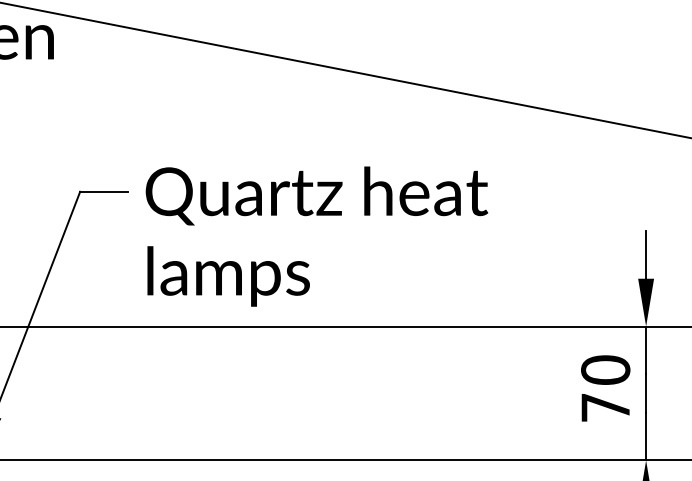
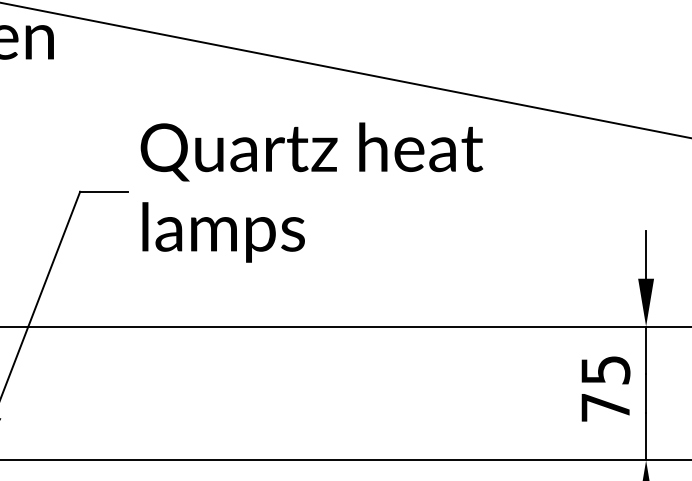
text position: (316, 236) -> (311, 192) (311, 192)
text: 70 -> 75 (605, 369)
